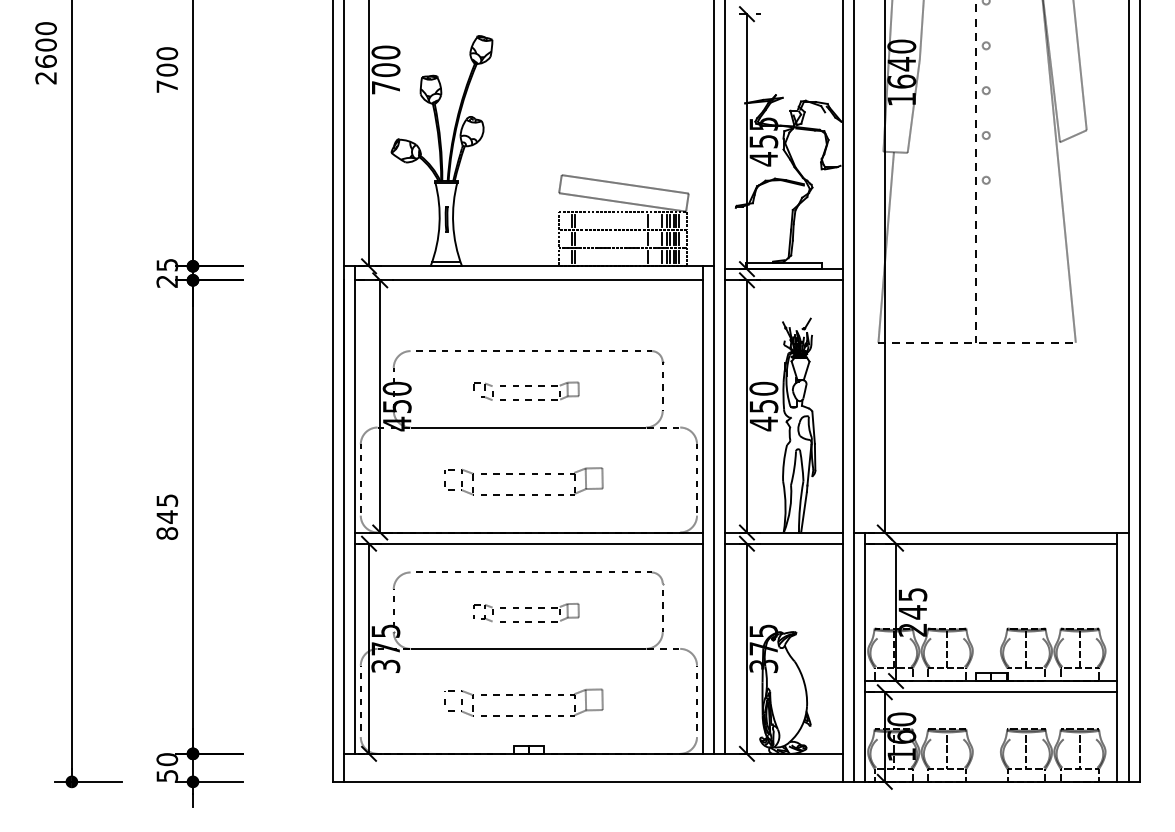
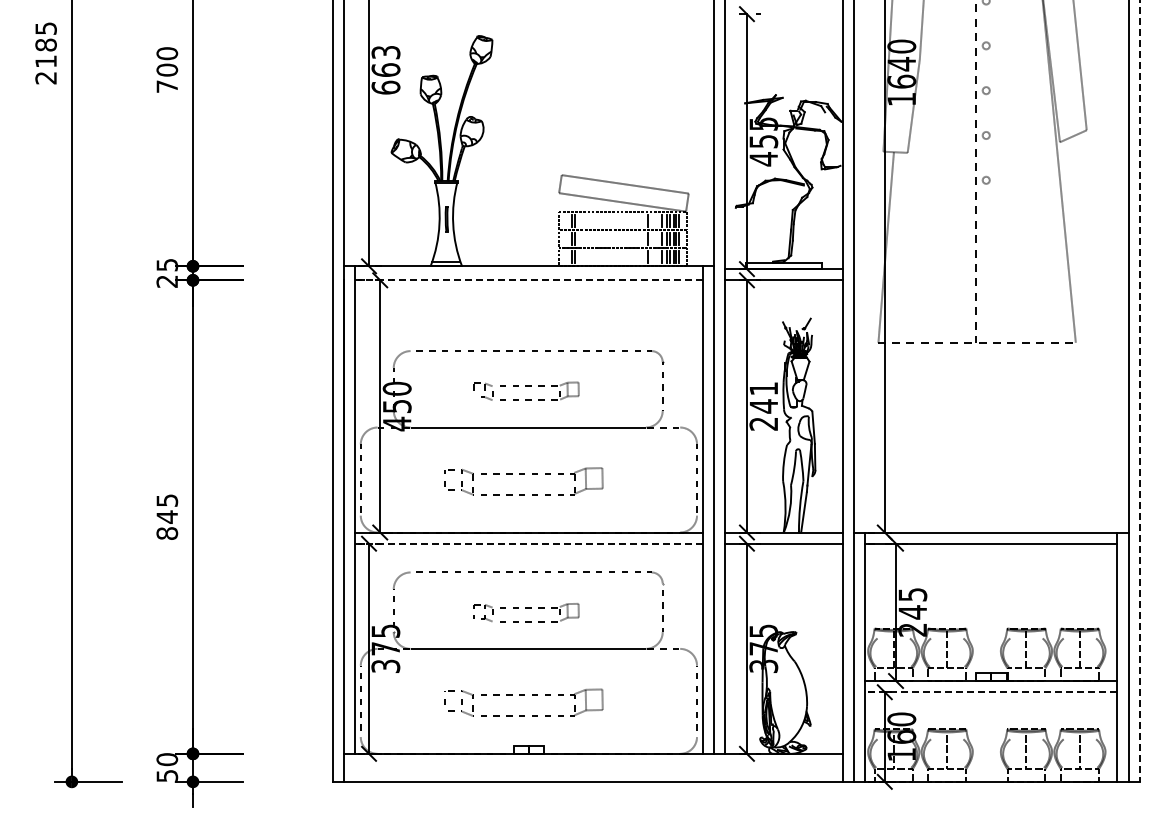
text: 2600 -> 2185 (45, 44)
text: 700 -> 663 (385, 69)
line: solid -> dashed (528, 280)
line: solid -> dashed (1139, 391)
text: 450 -> 241 (763, 406)
line: solid -> dashed (528, 543)
line: solid -> dashed (990, 692)
